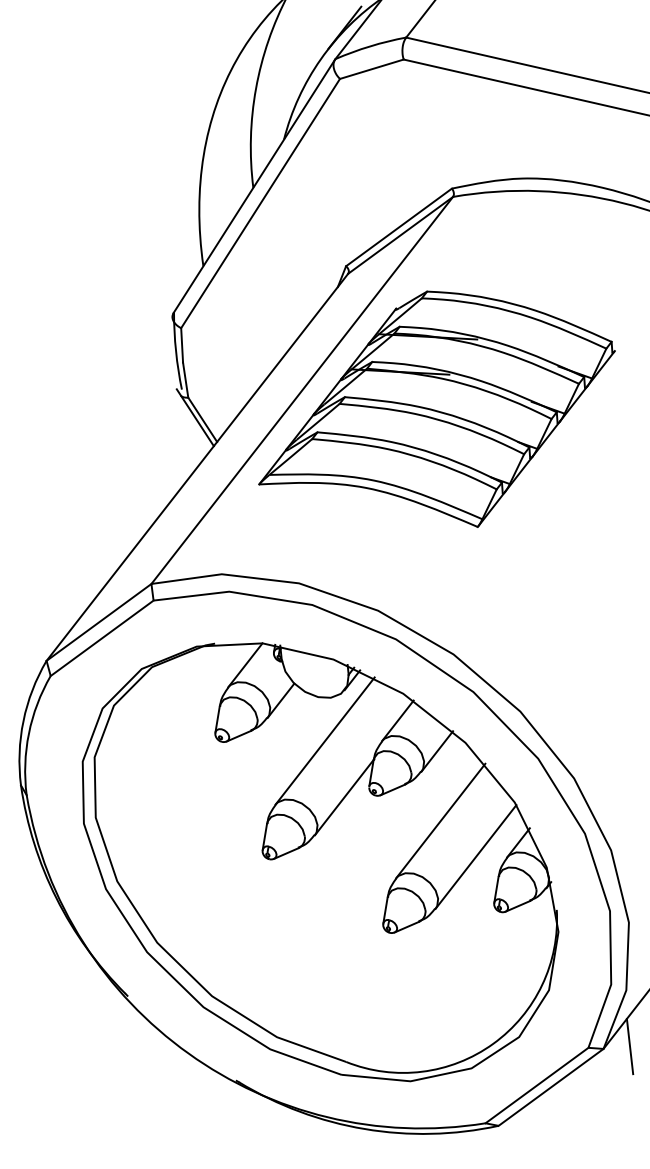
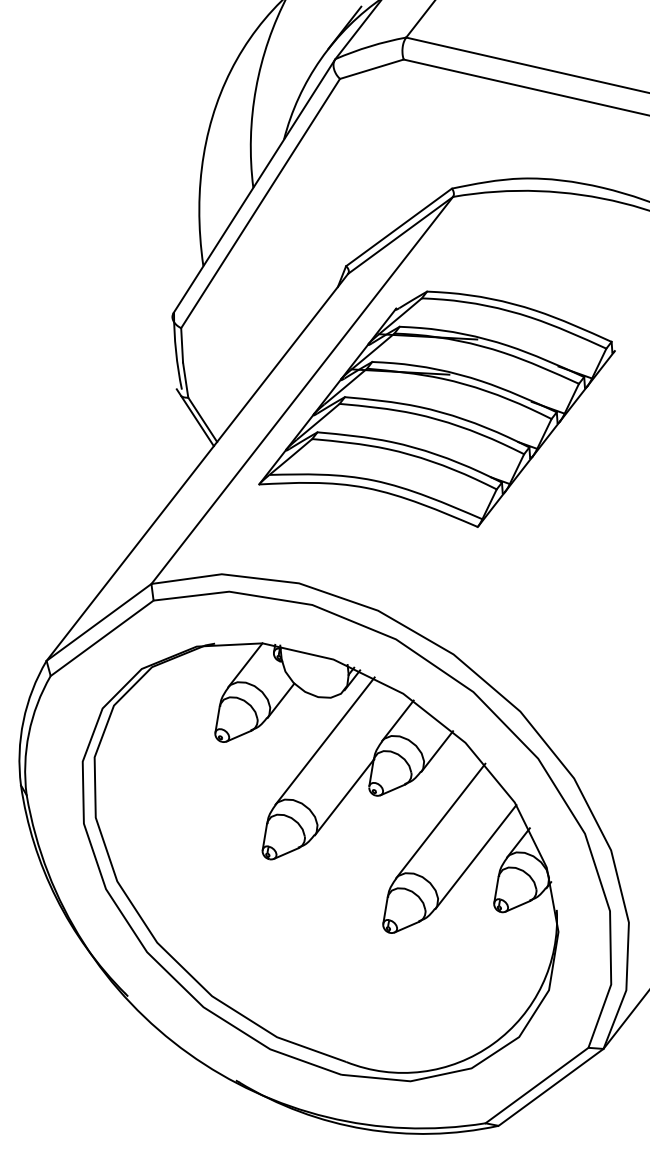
line: present -> none (629, 1046)
